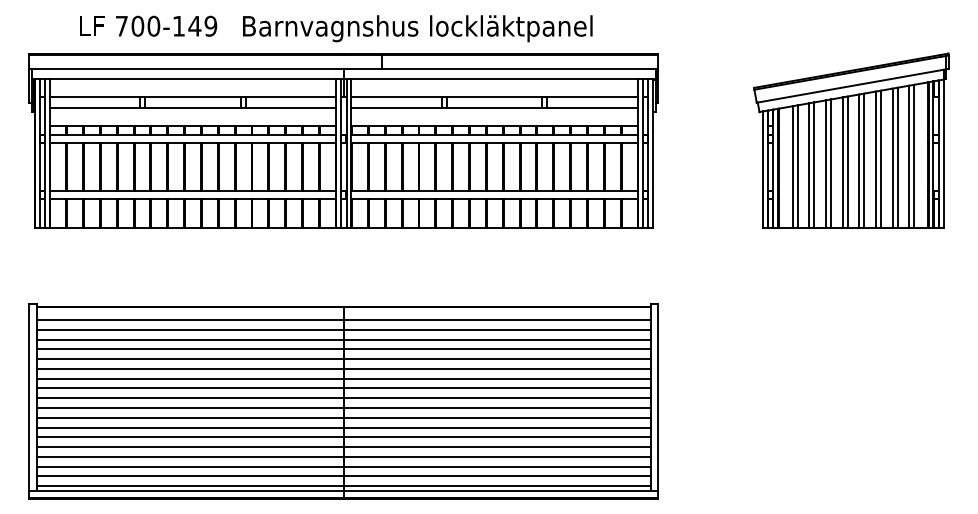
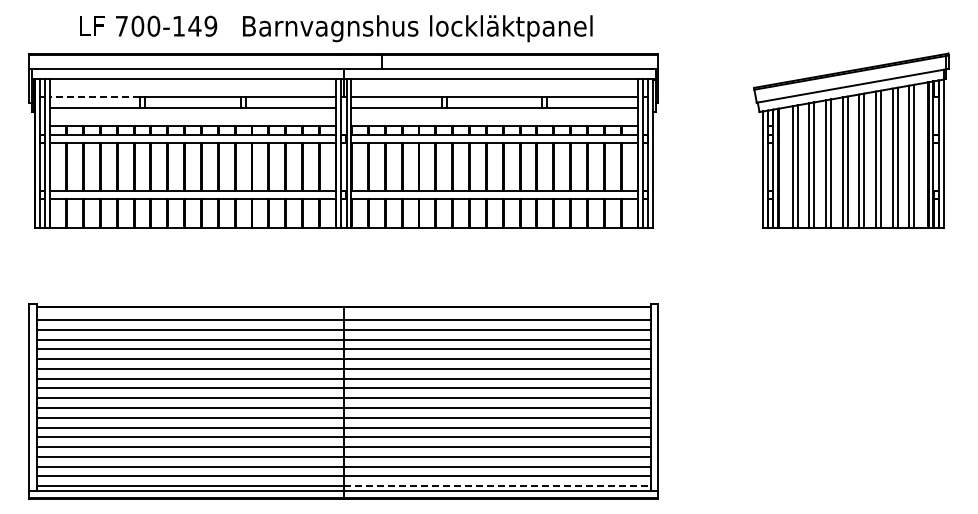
line: solid -> dashed (94, 97)
line: solid -> dashed (497, 486)
